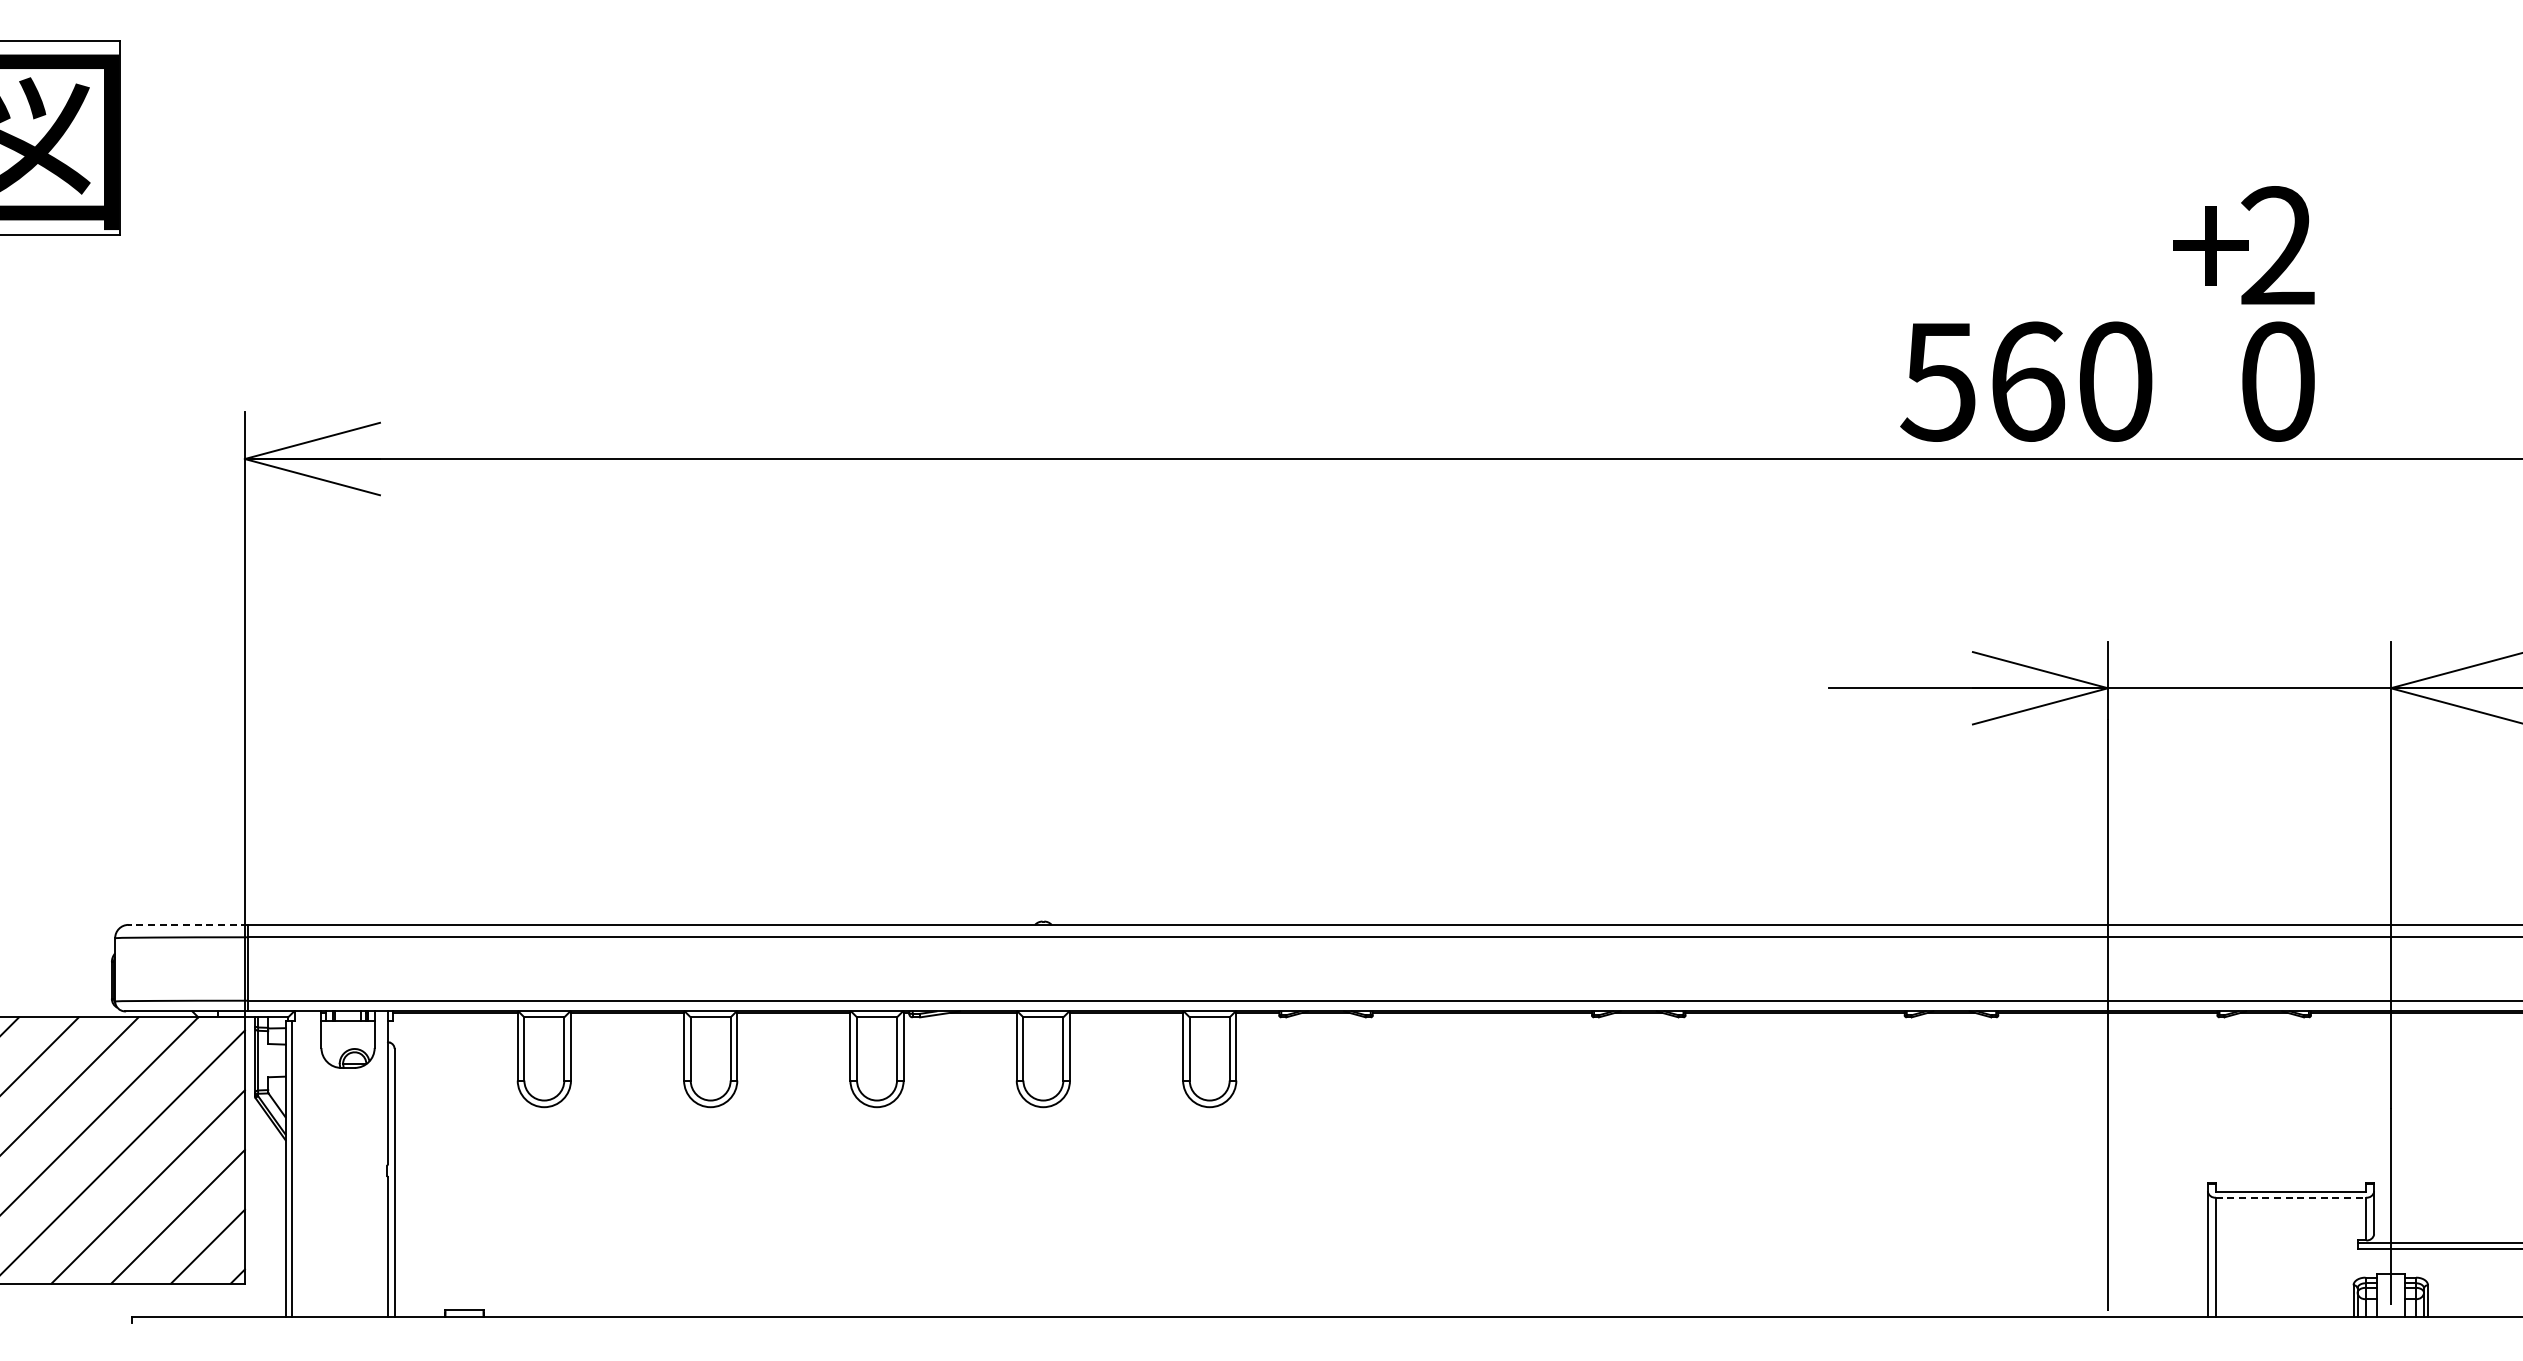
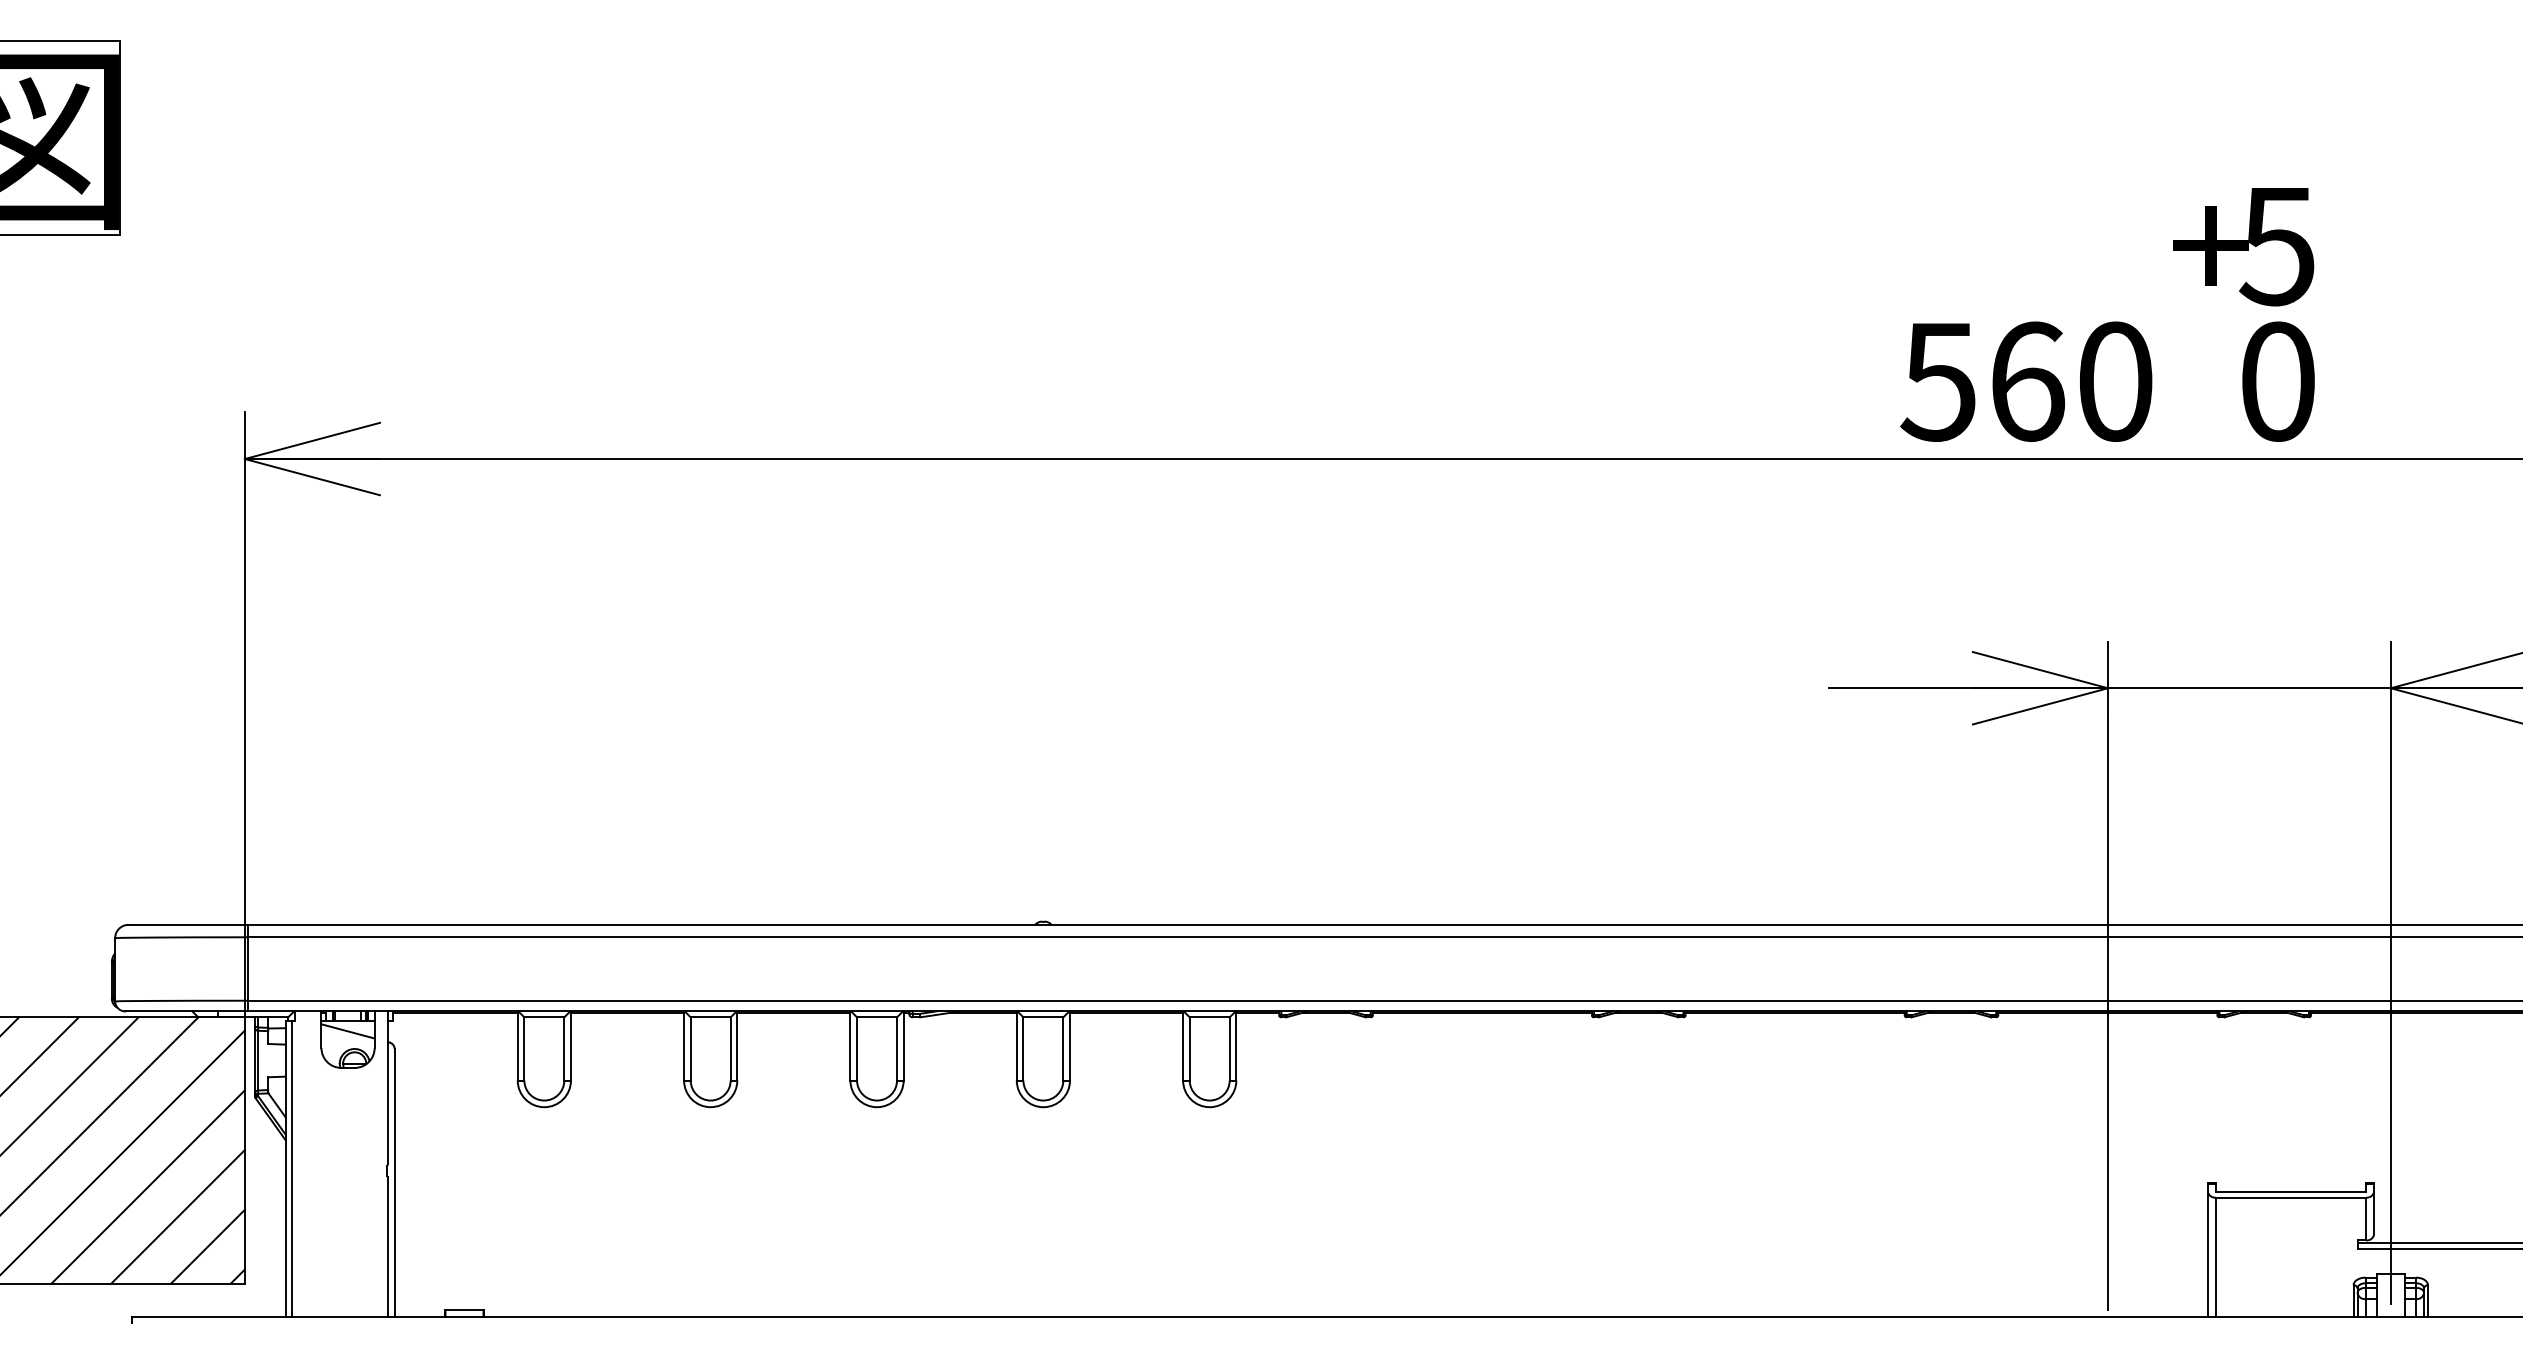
text: 2 -> 5 (2276, 246)
line: dashed -> solid (188, 924)
line: none -> present (347, 1031)
line: dashed -> solid (2291, 1197)
